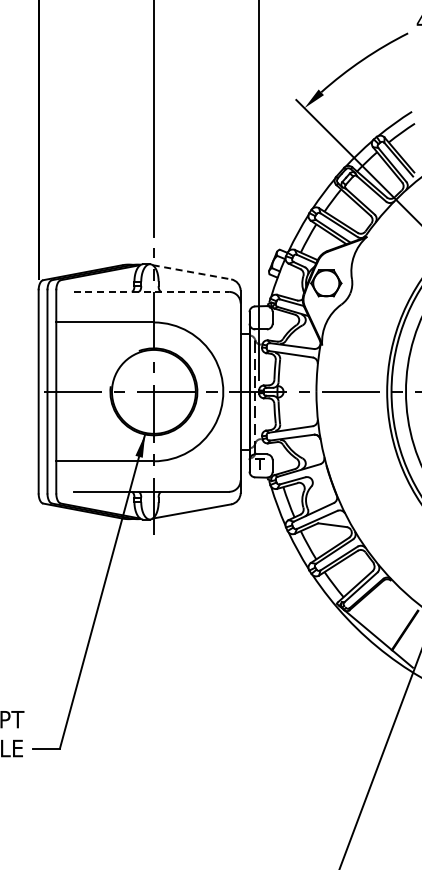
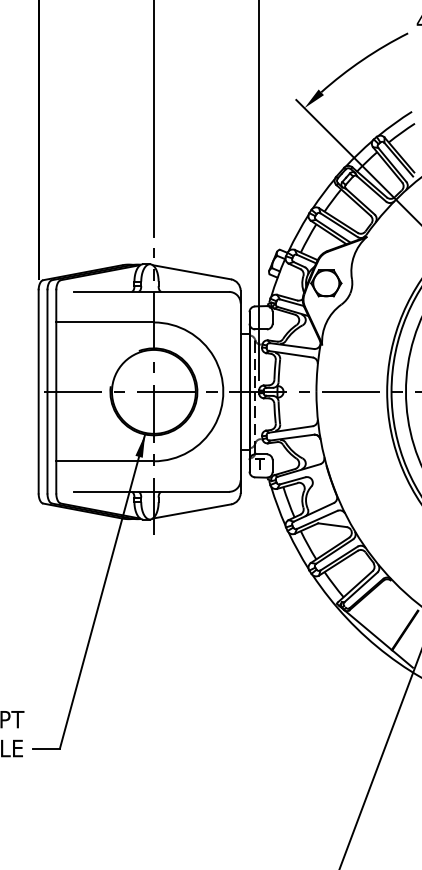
line: dashed -> solid (191, 272)
line: dashed -> solid (151, 291)
